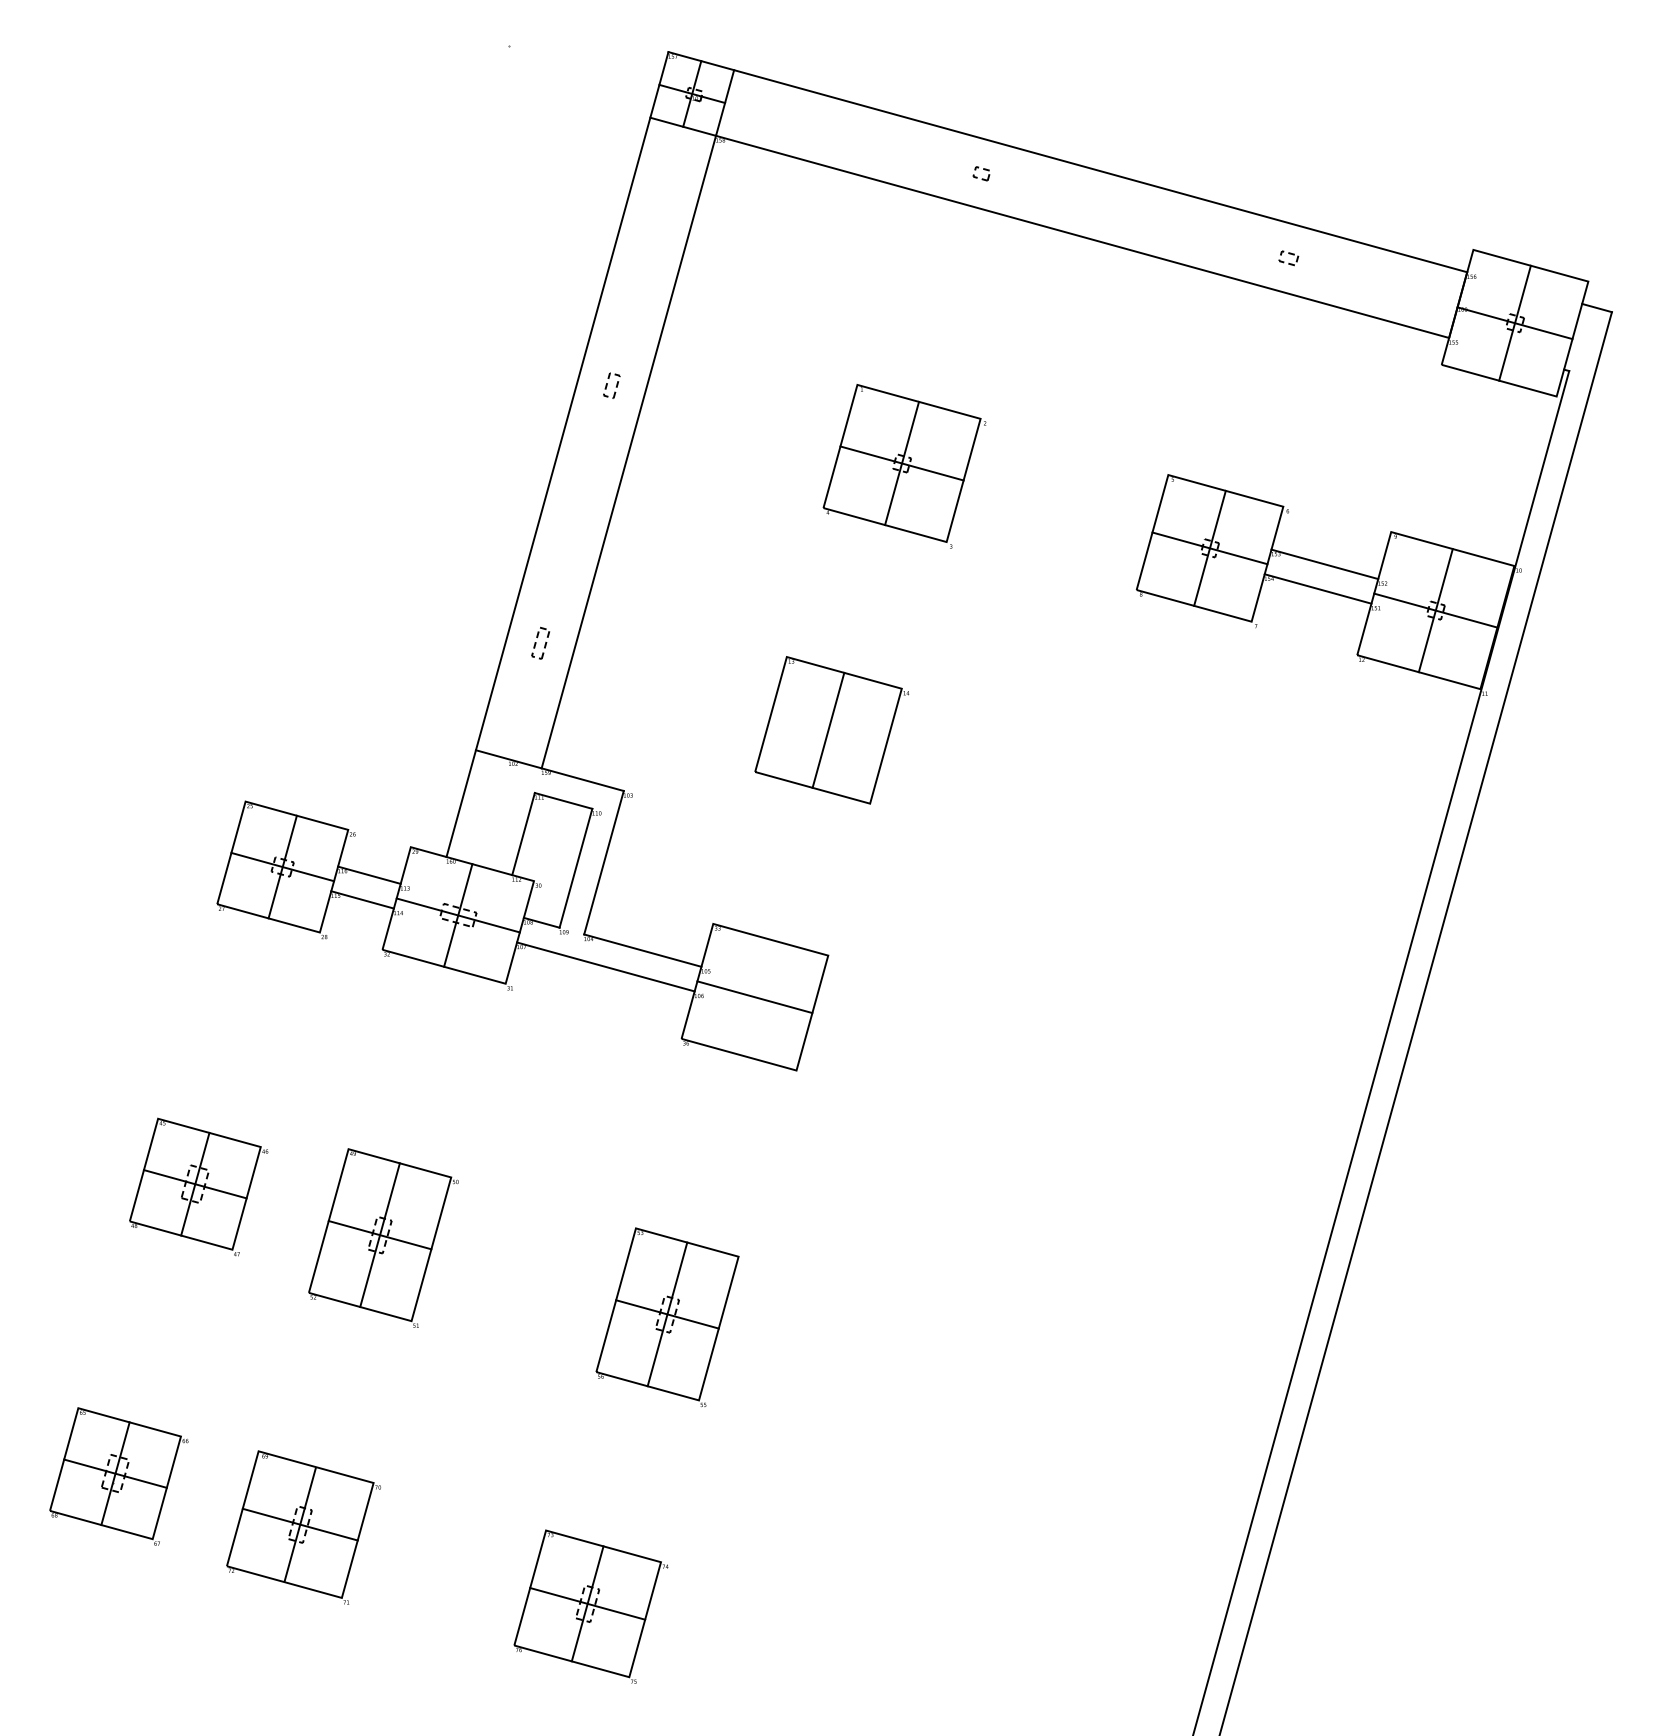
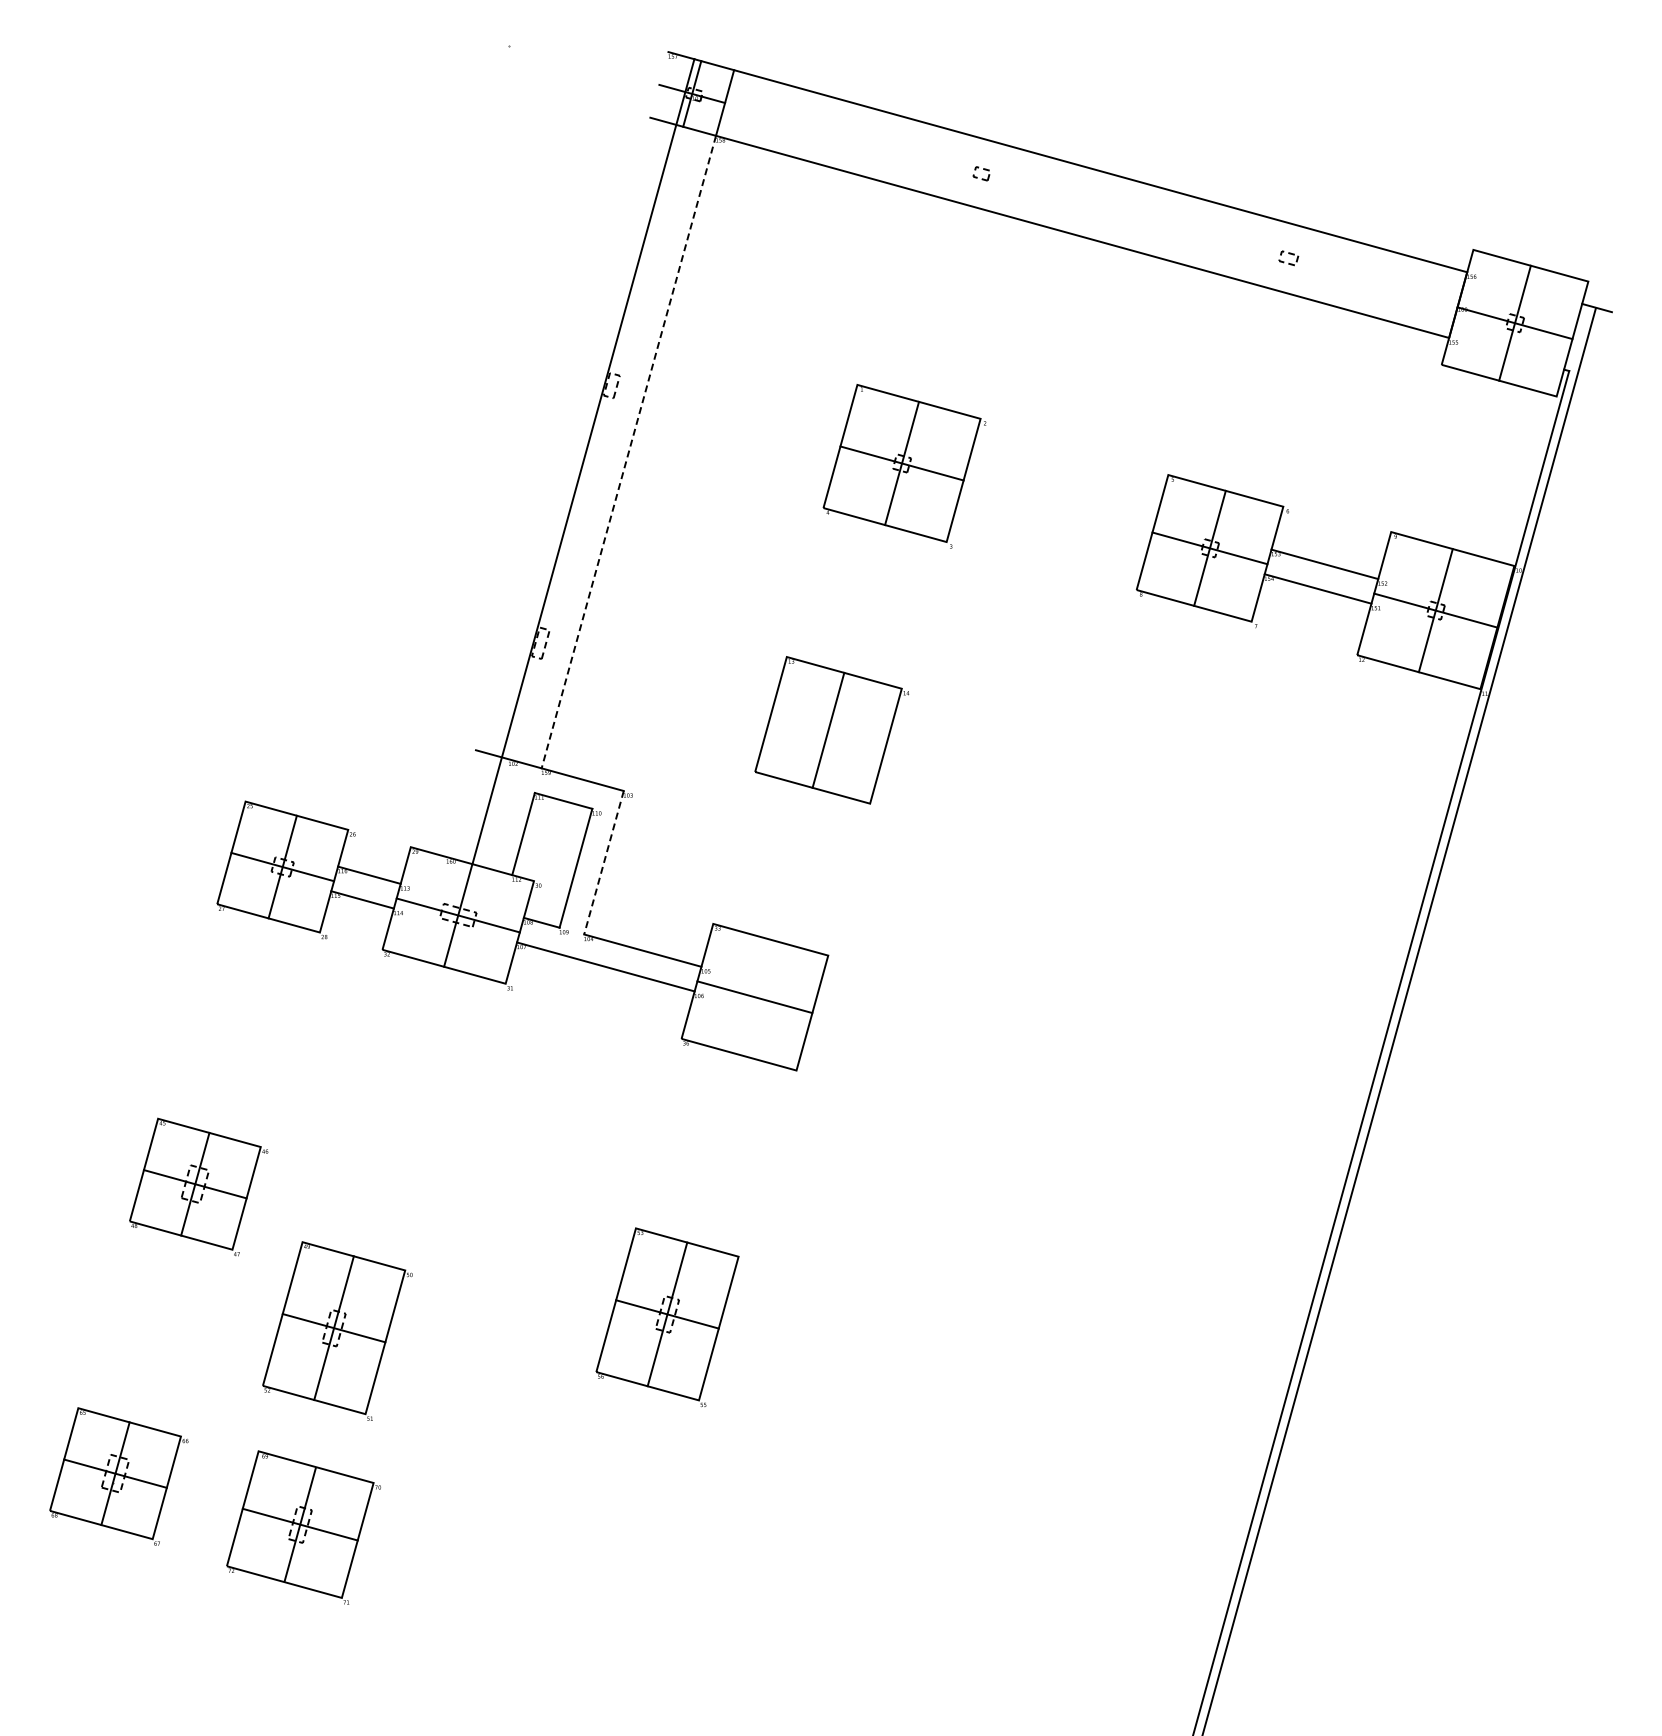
line: solid -> dashed (628, 452)
line position: (557, 454) -> (583, 461) (583, 461)
line: solid -> dashed (603, 863)
line position: (1415, 1022) -> (1399, 1020) (1399, 1020)
part position: (383, 1237) -> (337, 1330) (337, 1330)
part: present -> none (590, 1606)
